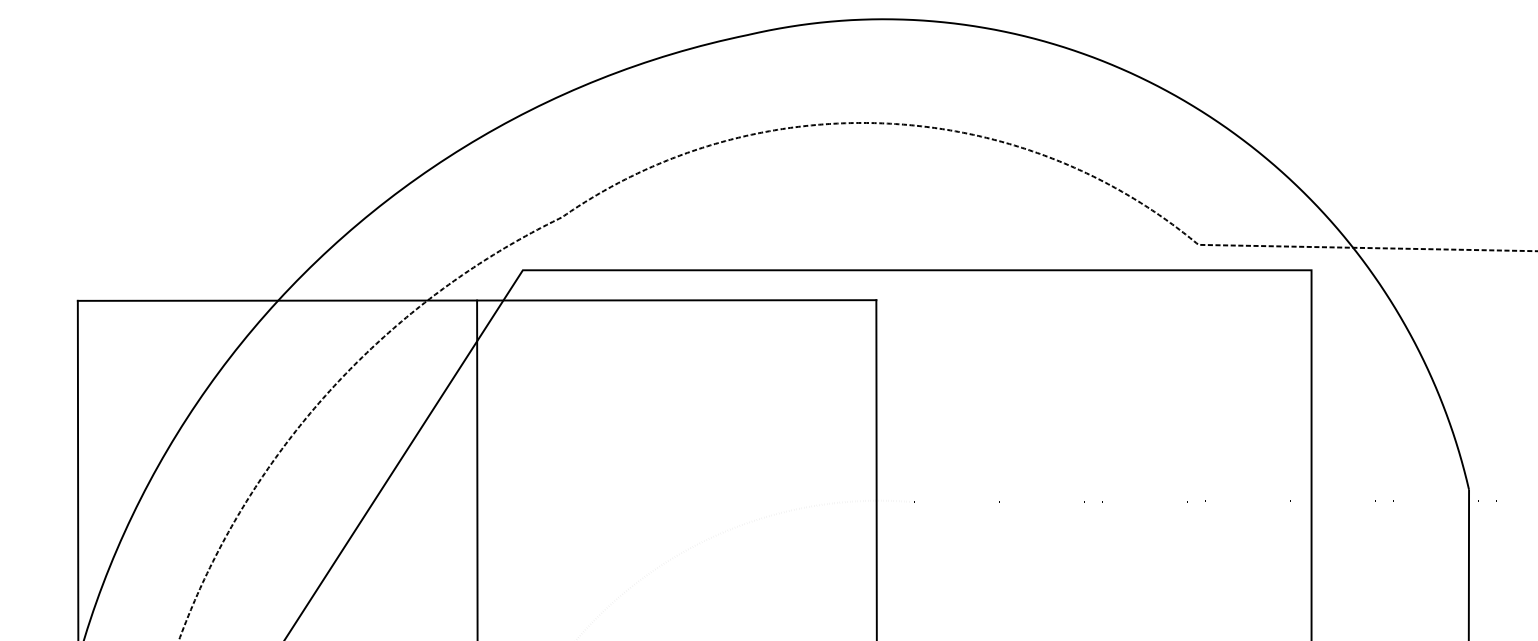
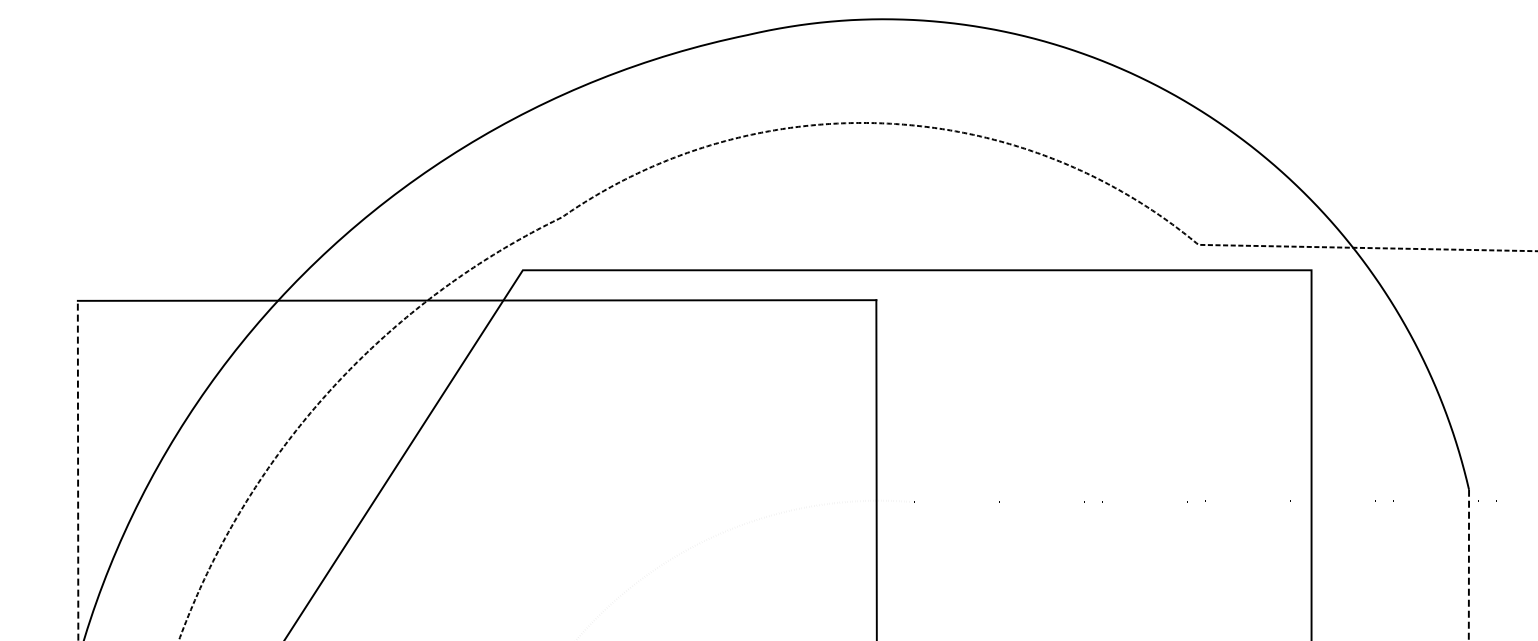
line: present -> none (477, 468)
line: solid -> dashed (78, 470)
line: solid -> dashed (1468, 565)
